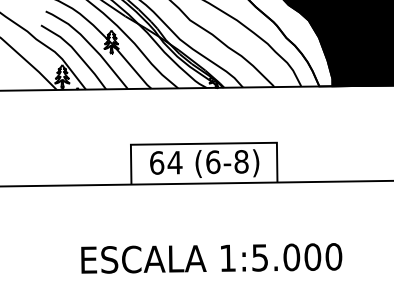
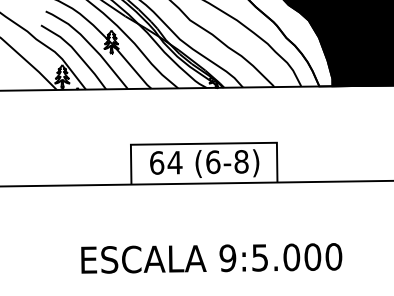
text: 1:5.000 -> 9:5.000 (227, 258)
